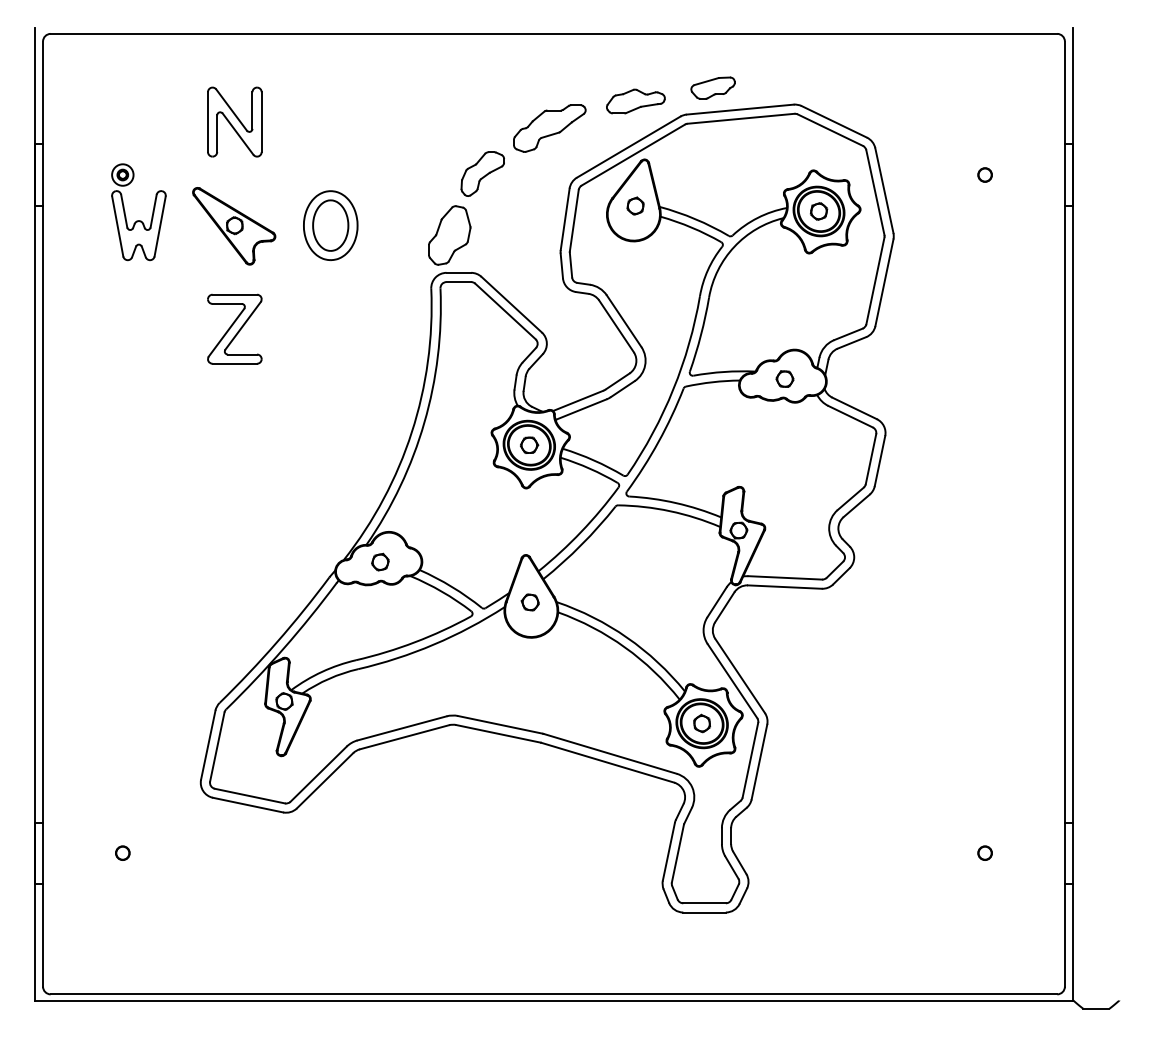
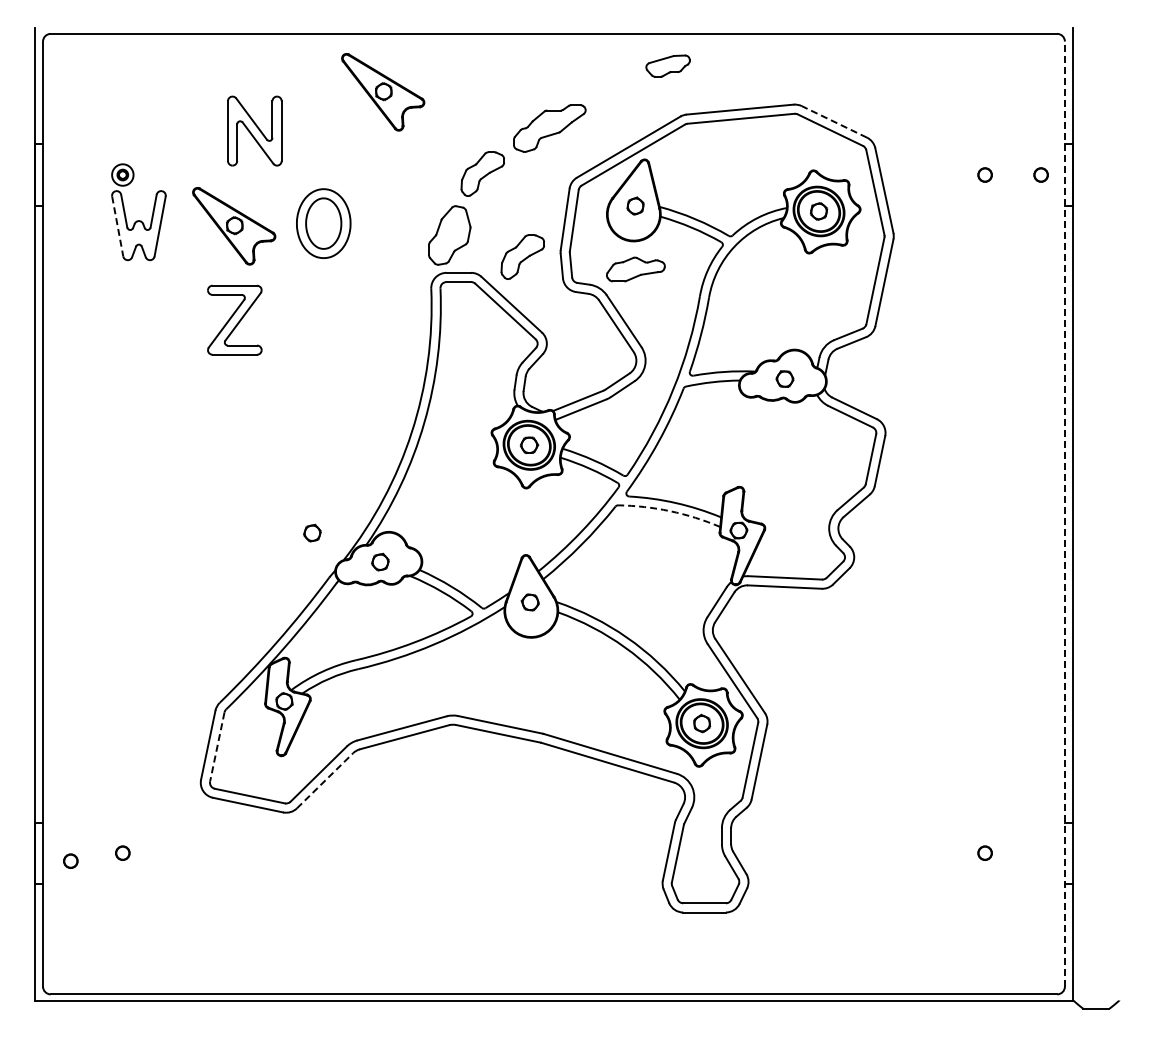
part position: (712, 87) -> (667, 65) (667, 65)
part: none -> present (383, 92)
part position: (635, 101) -> (635, 269) (635, 269)
part position: (234, 121) -> (254, 130) (254, 130)
line: solid -> dashed (833, 121)
circle: none -> present (1040, 174)
part position: (330, 225) -> (323, 223) (323, 223)
line: solid -> dashed (117, 226)
part: none -> present (522, 256)
part position: (234, 328) -> (234, 319) (234, 319)
arc: solid -> dashed (670, 511)
line: solid -> dashed (1064, 514)
part: none -> present (312, 532)
line: solid -> dashed (217, 747)
line: solid -> dashed (325, 780)
circle: none -> present (70, 860)
